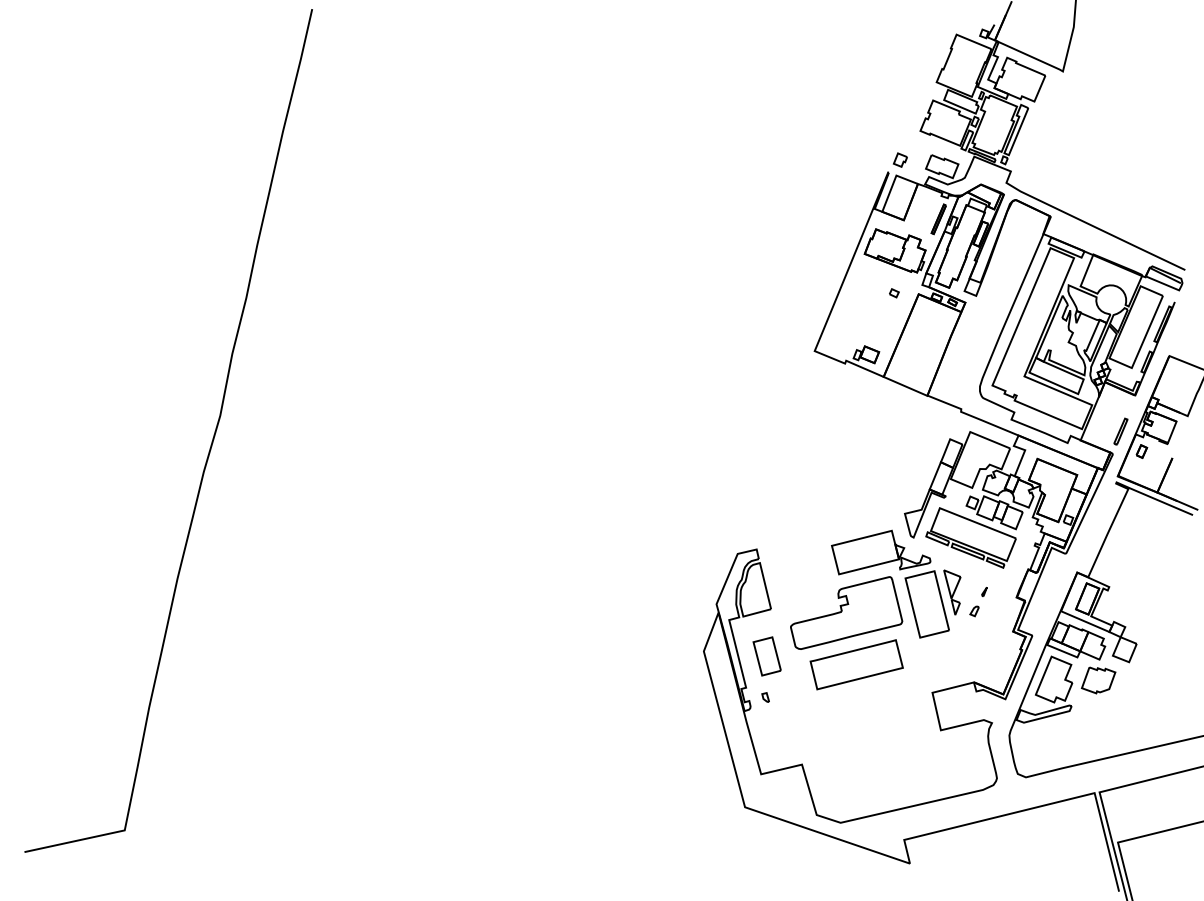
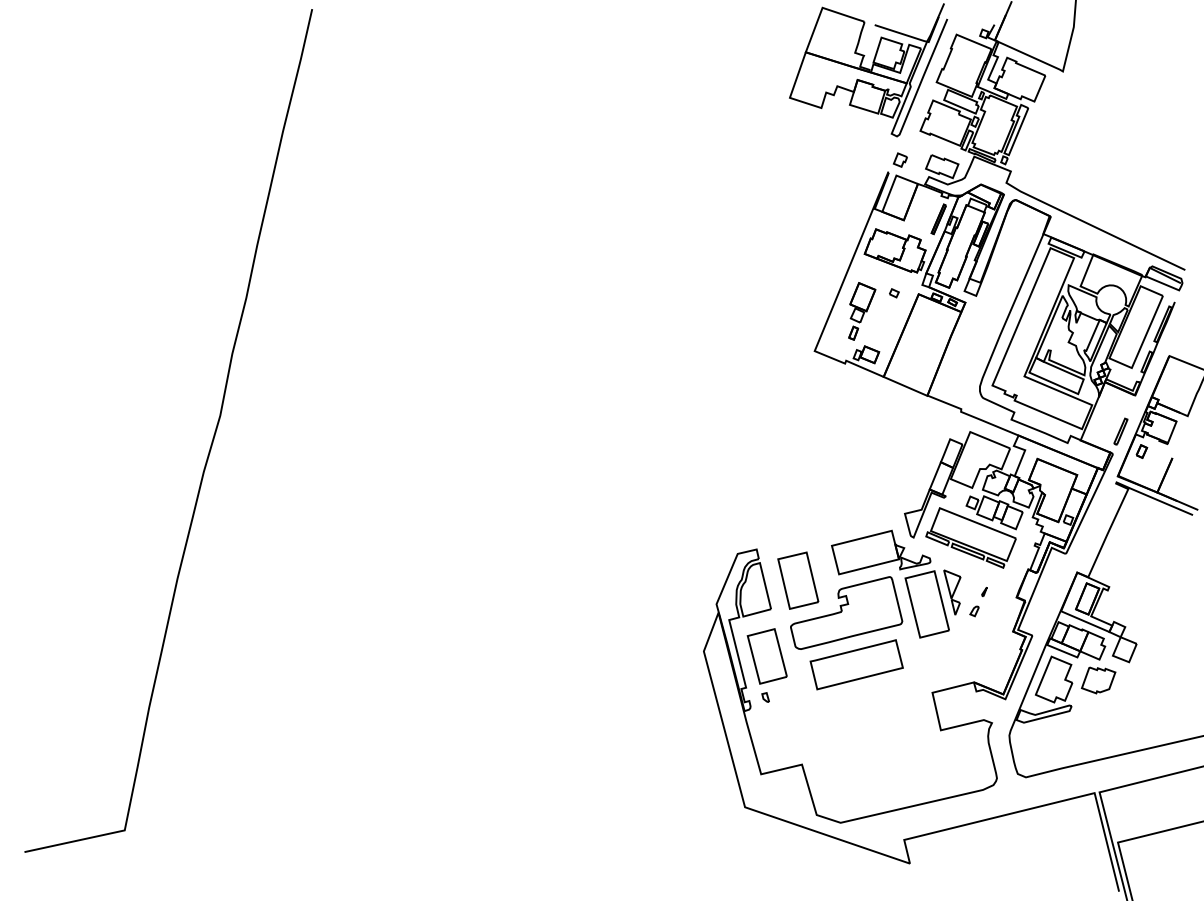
part: none -> present (868, 70)
part: none -> present (862, 311)
part: none -> present (798, 580)
part size: 30x41 px -> 42x57 px (766, 656)
